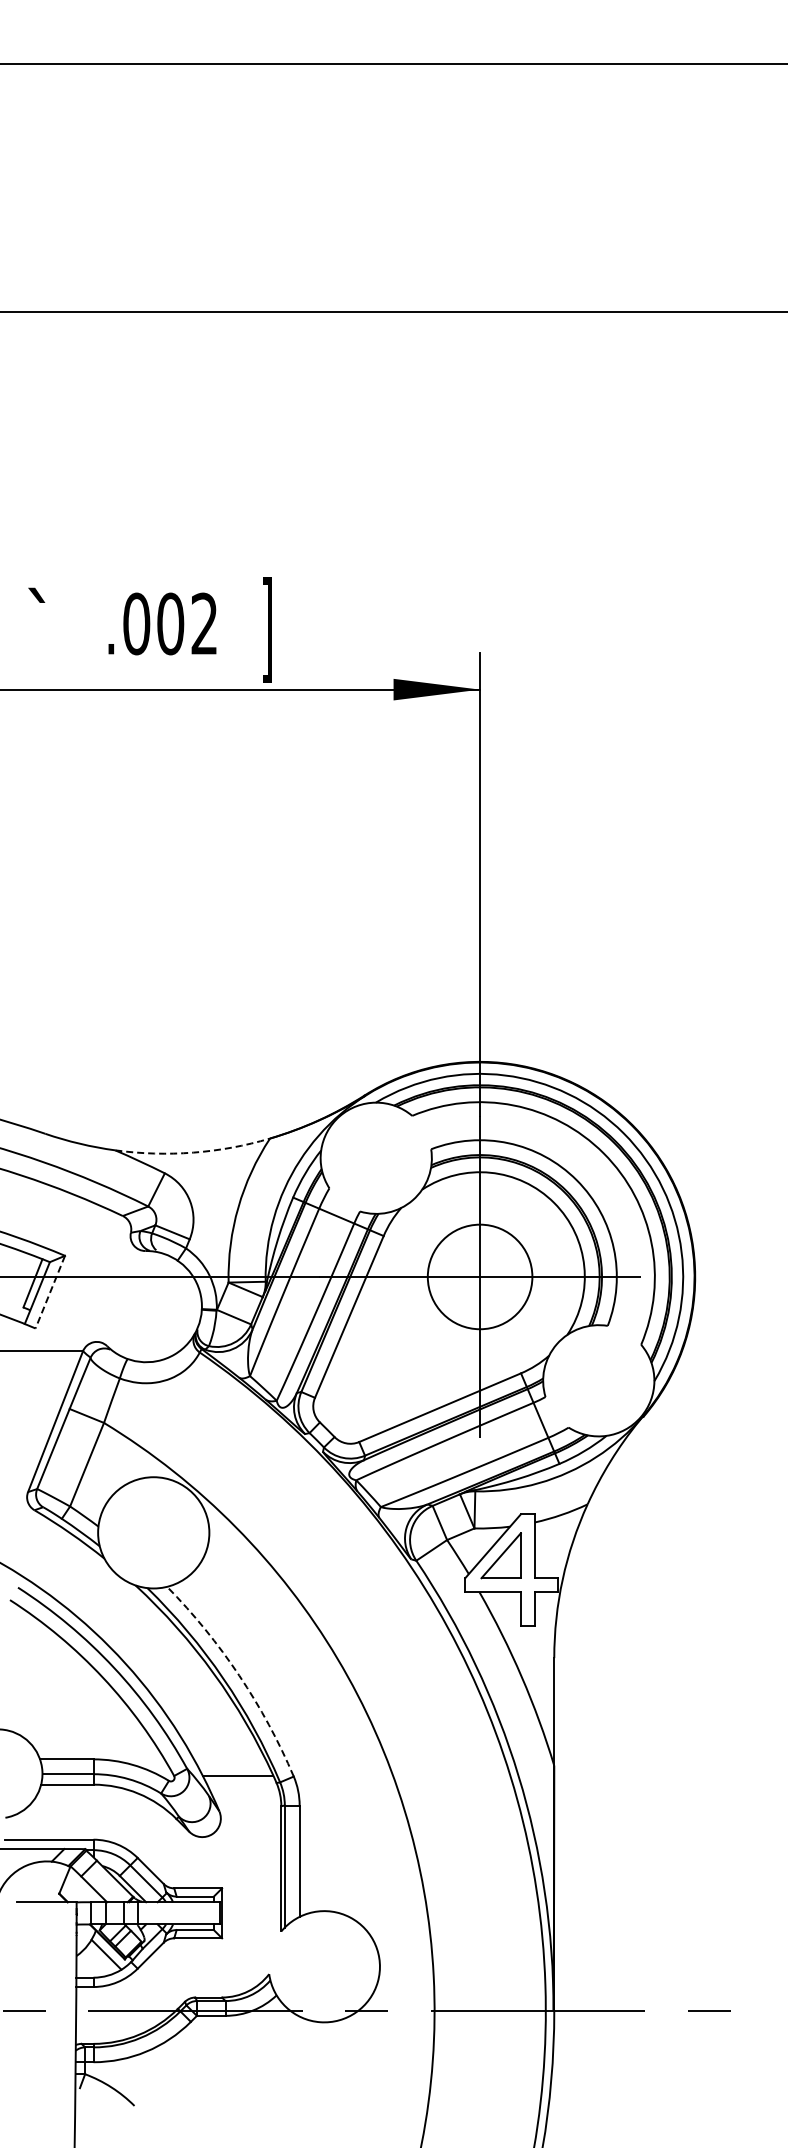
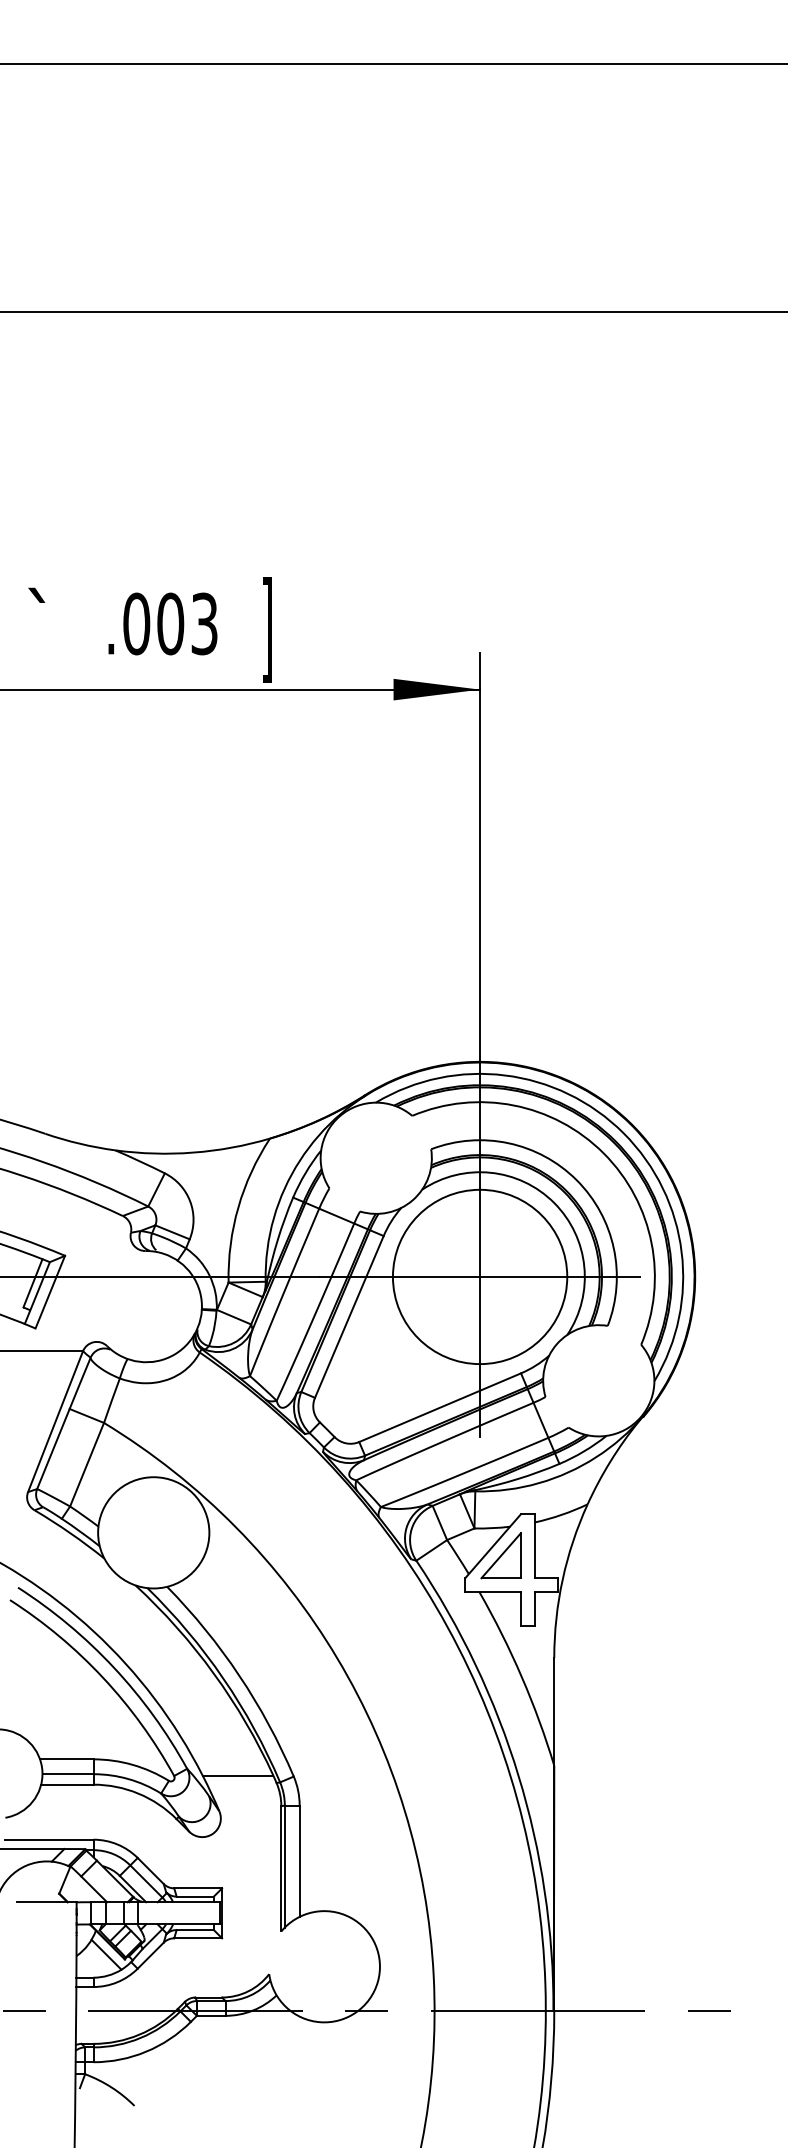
text: .002 -> .003 (204, 623)
arc: dashed -> solid (193, 1152)
circle diameter: 105 px -> 174 px (479, 1276)
line: dashed -> solid (50, 1292)
arc: dashed -> solid (239, 1675)
